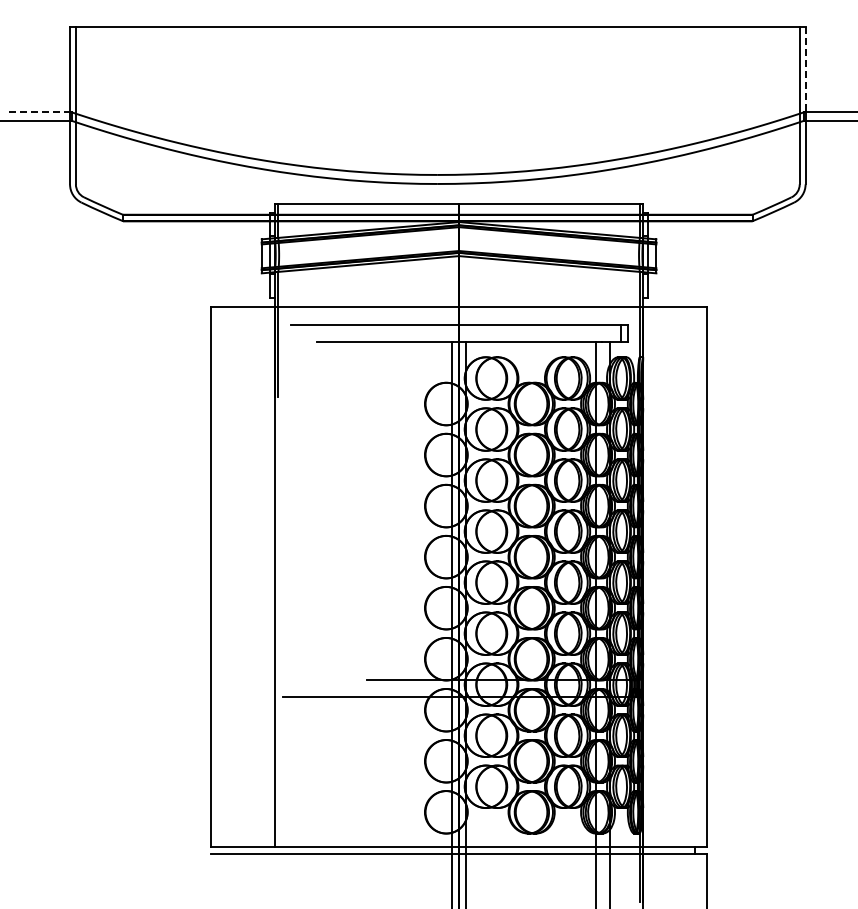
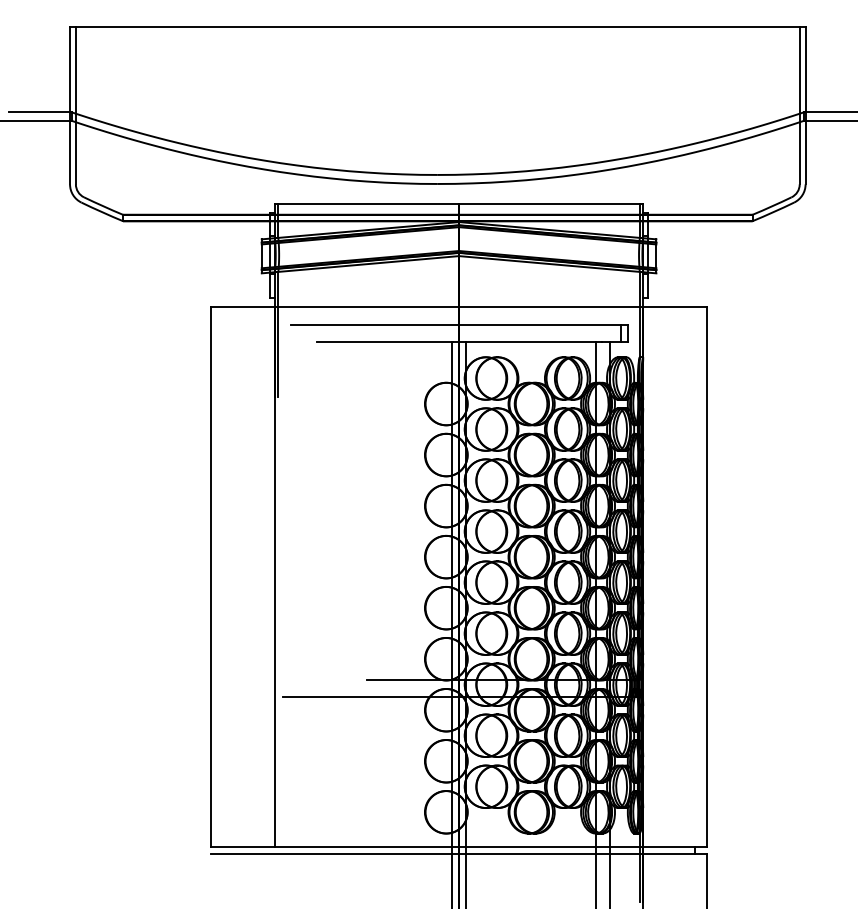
line: dashed -> solid (805, 69)
line: dashed -> solid (39, 112)
